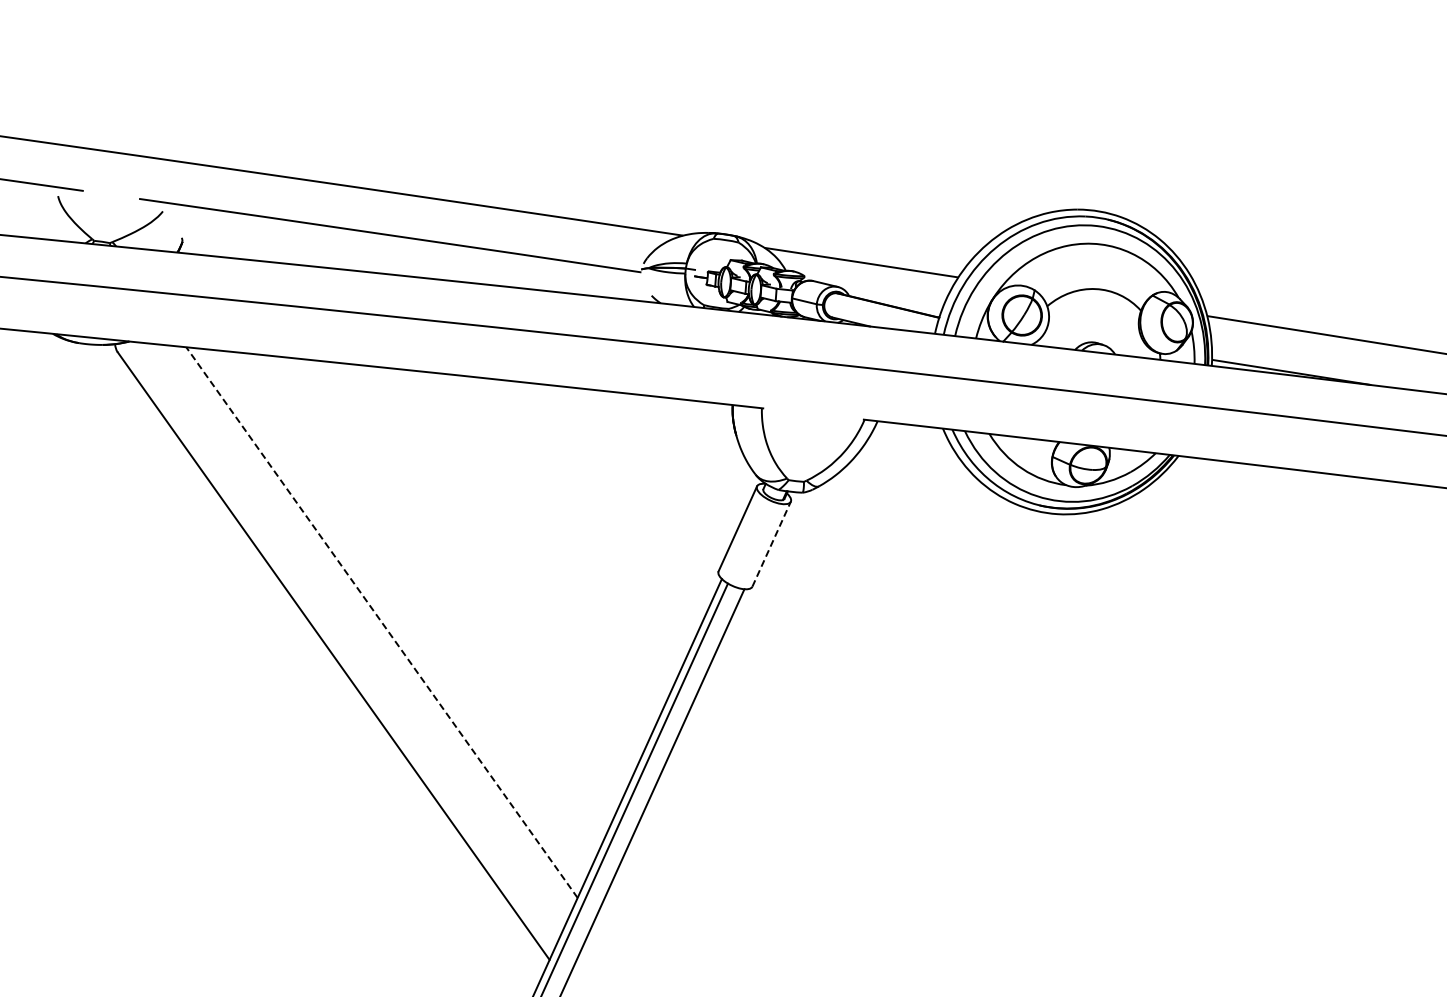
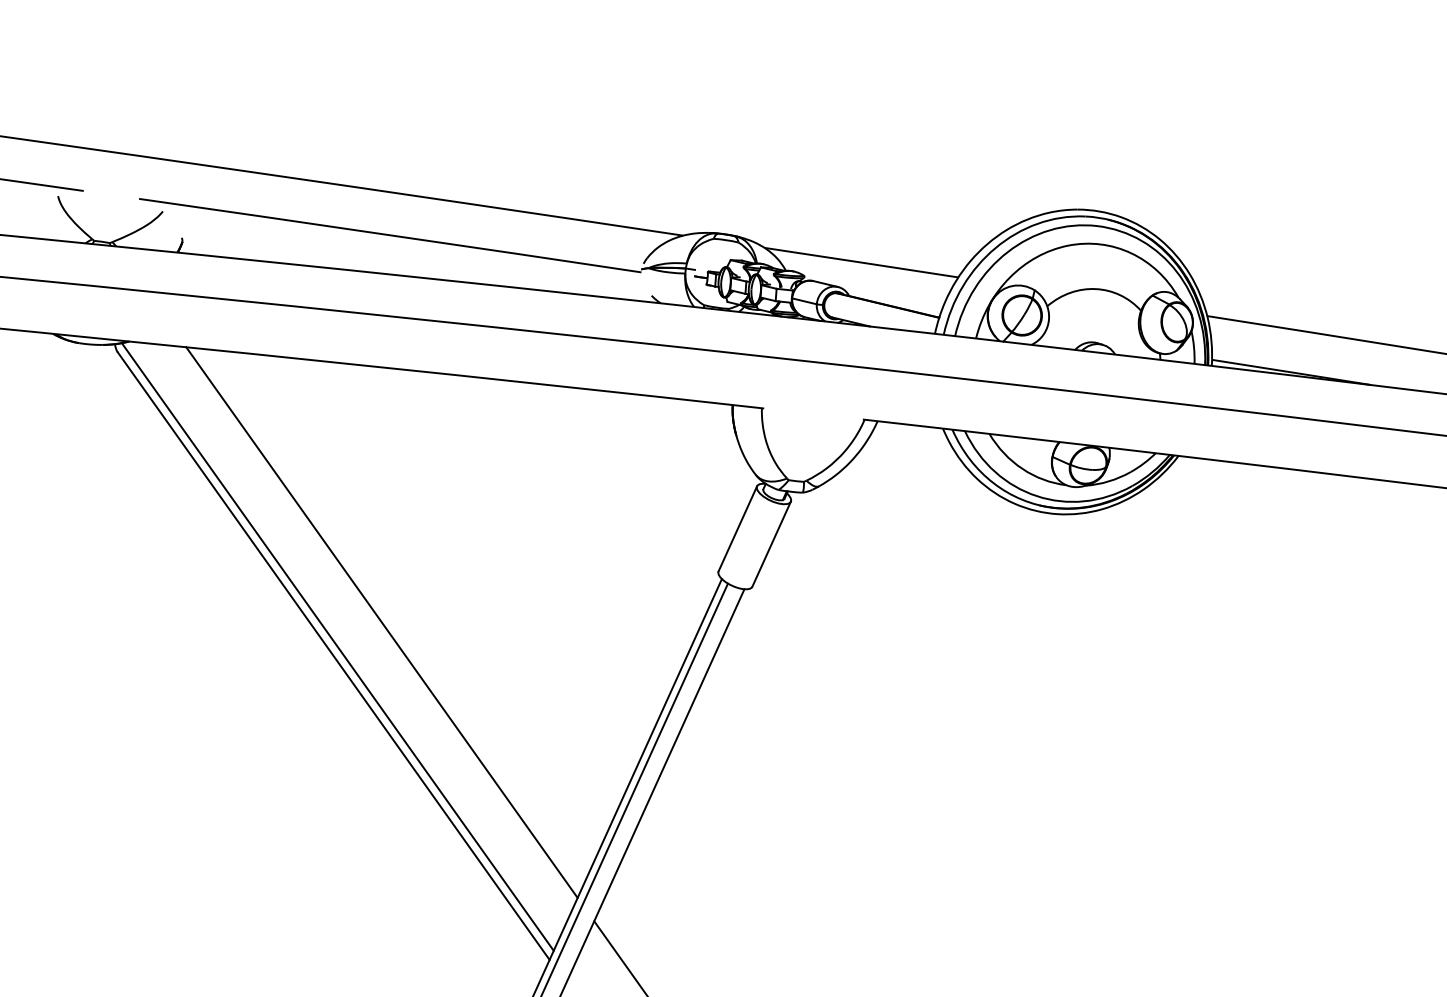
line: dashed -> solid (771, 544)
line: dashed -> solid (381, 622)
line: none -> present (337, 646)
line: none -> present (619, 957)
